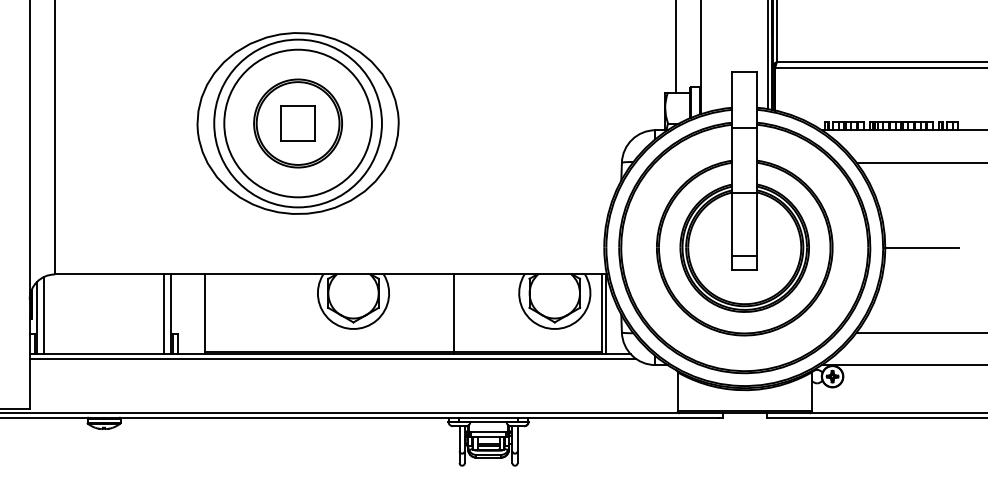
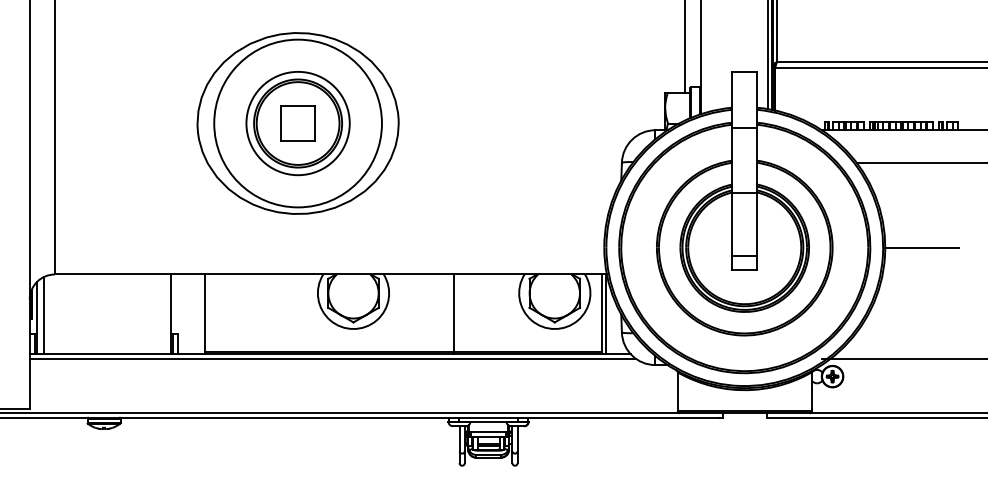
line position: (675, 47) -> (684, 47) (684, 47)
circle diameter: 148 px -> 103 px (297, 123)
line: present -> none (164, 314)
line: present -> none (920, 332)
line position: (902, 365) -> (902, 359) (902, 359)
